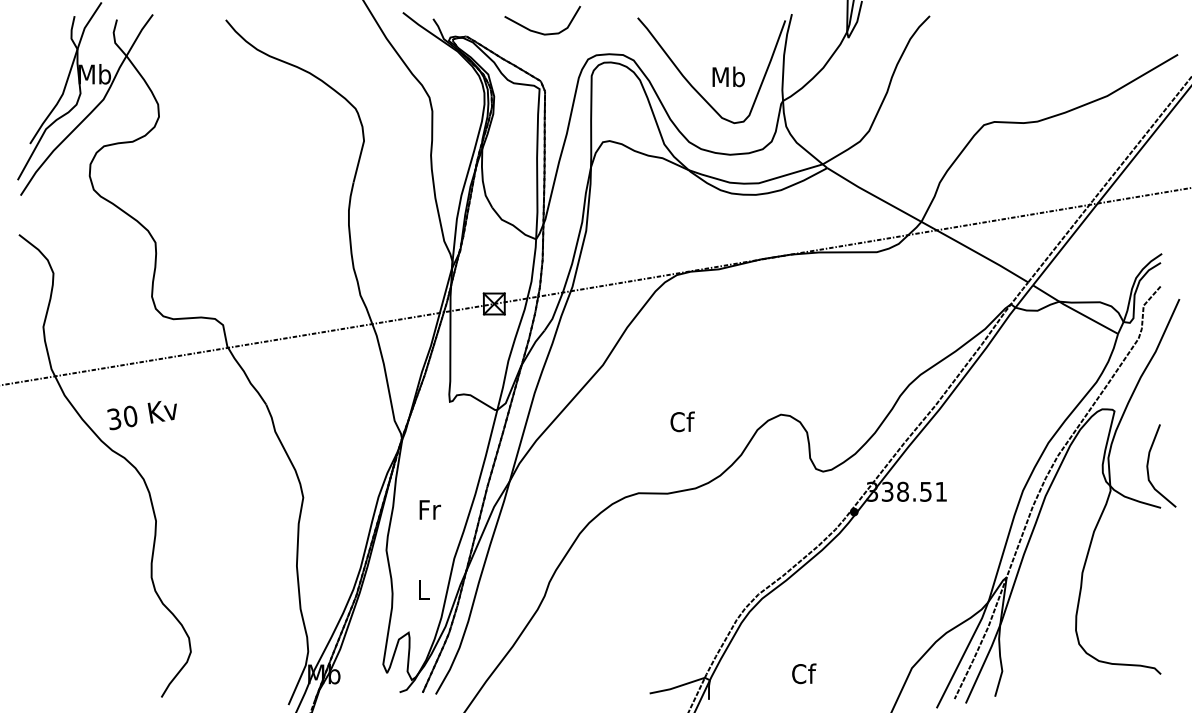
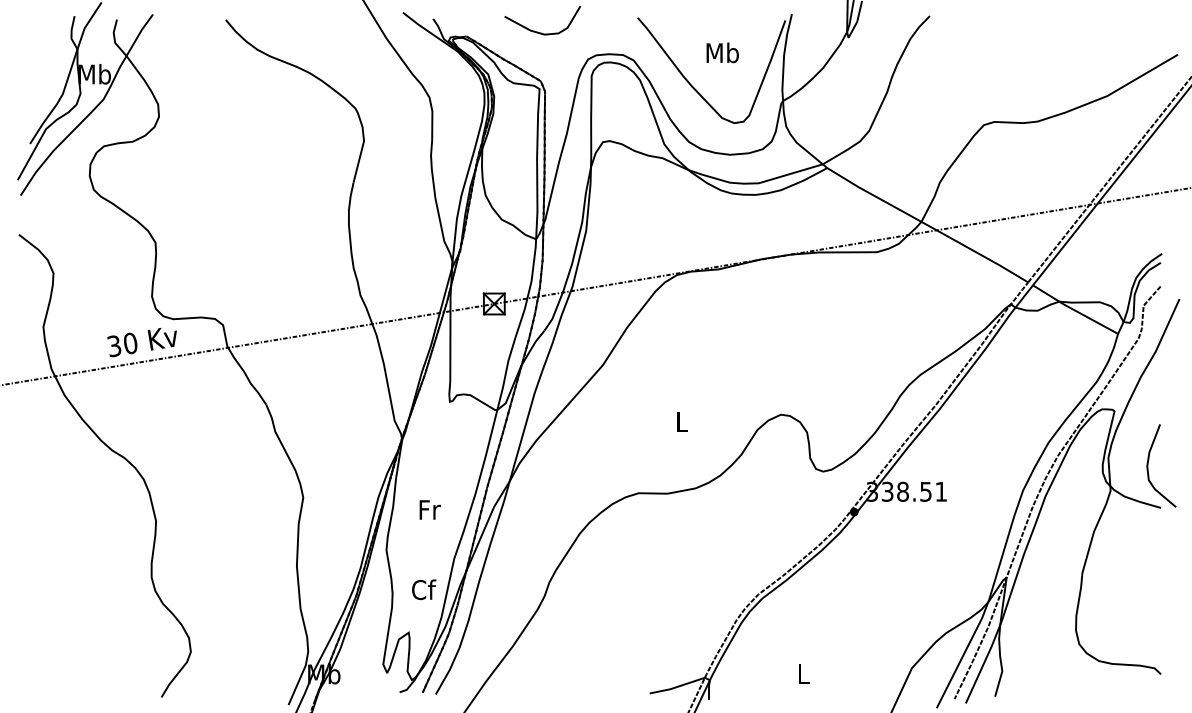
text position: (728, 76) -> (722, 52) (722, 52)
text position: (141, 415) -> (141, 342) (141, 342)
text: Cf -> L (682, 421)
text: L -> Cf (424, 589)
text: Cf -> L (804, 673)
